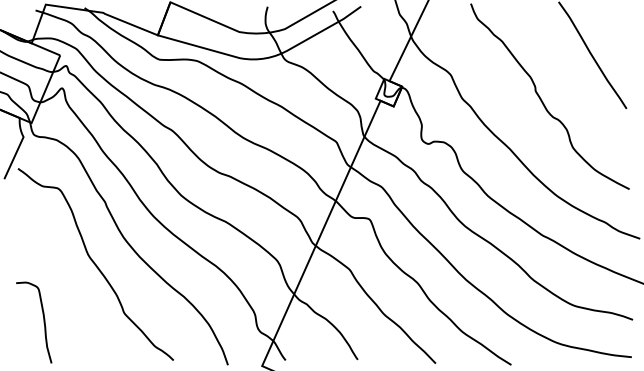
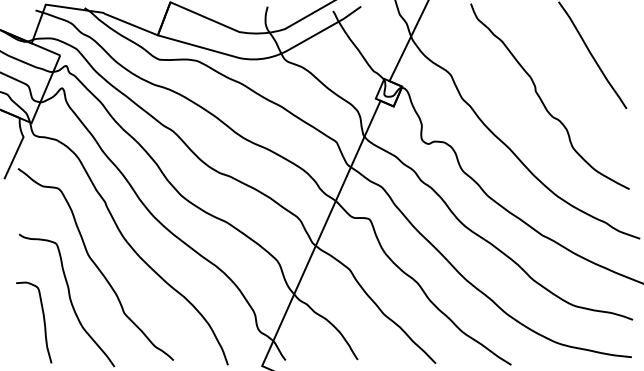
curve: none -> present (69, 300)
